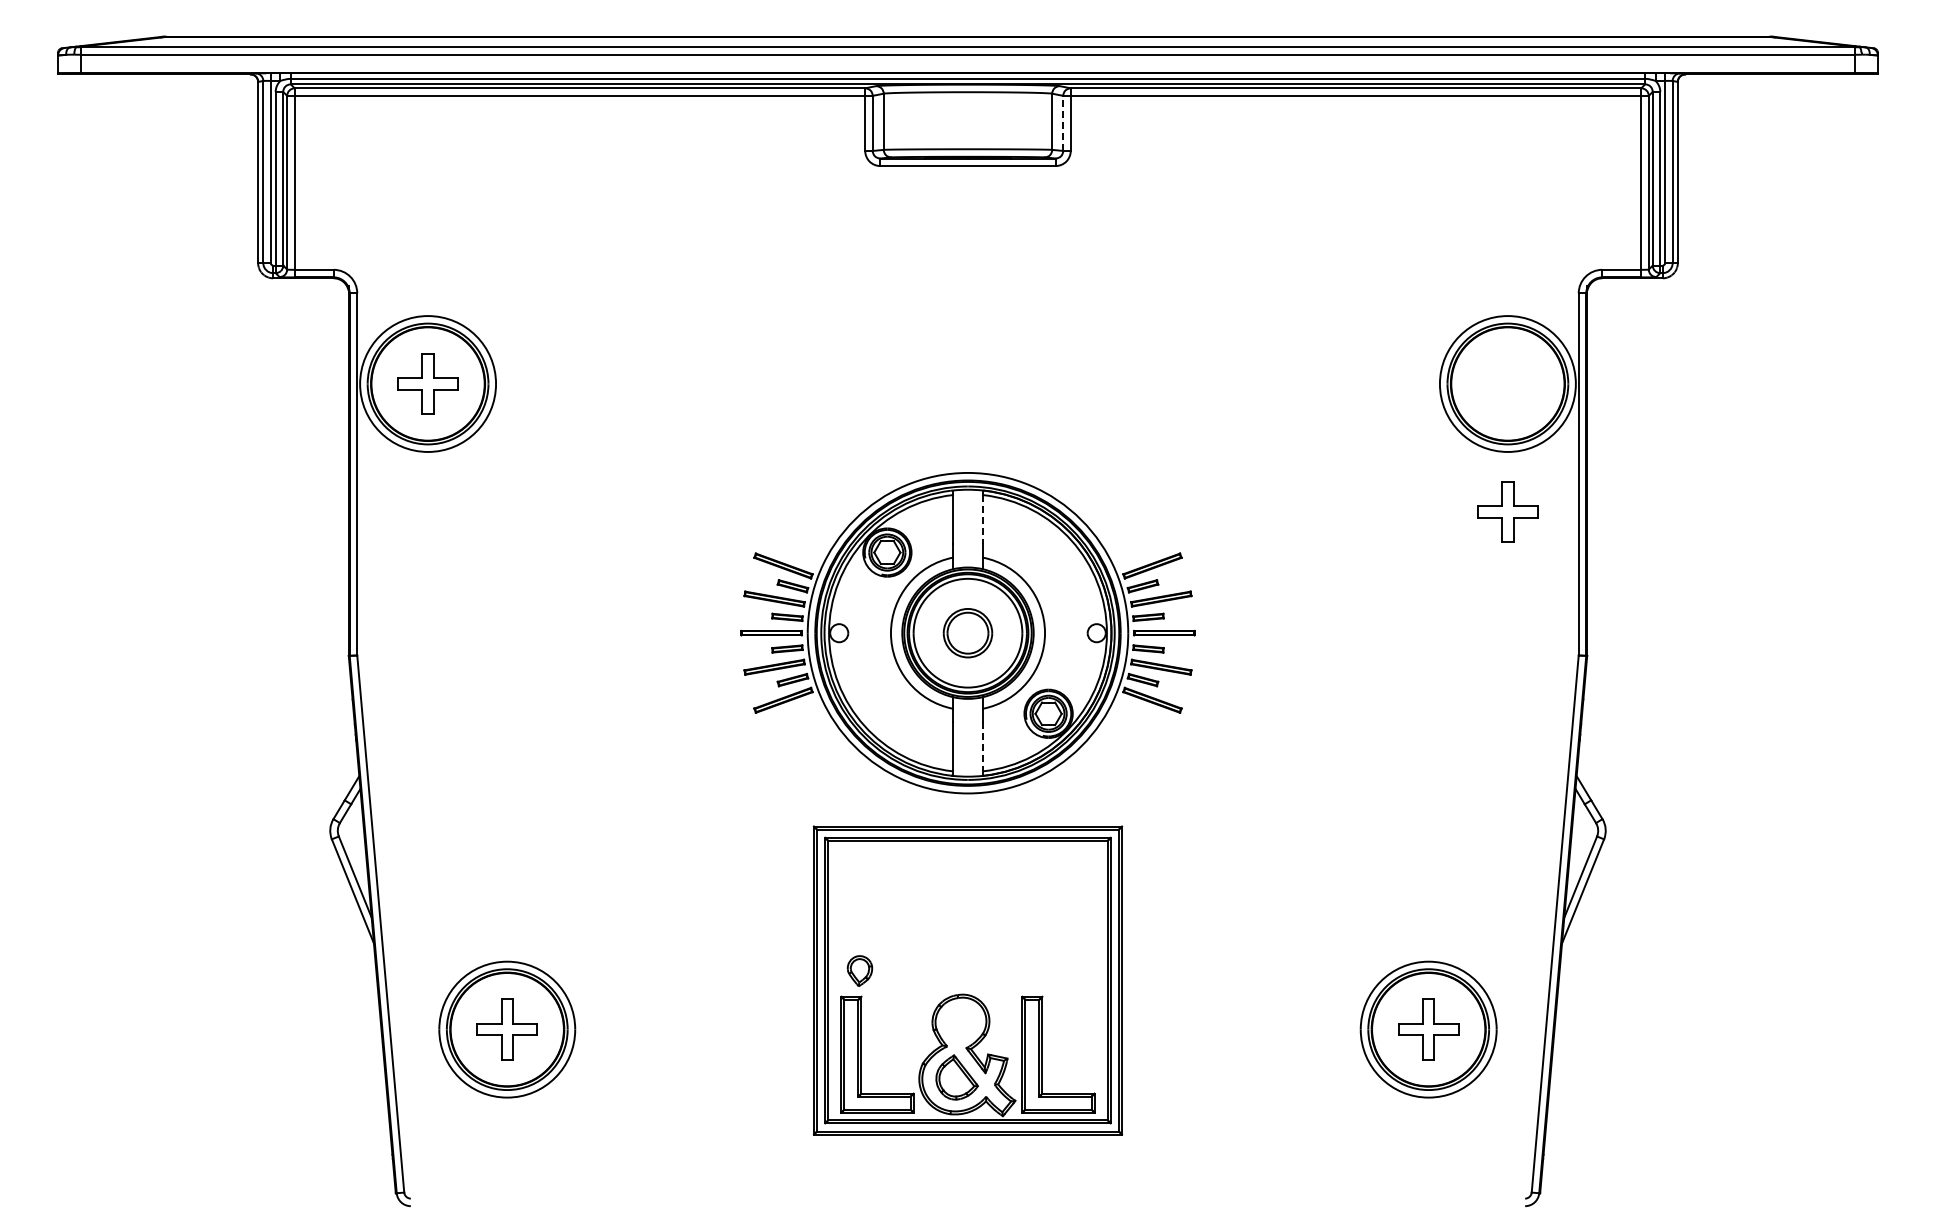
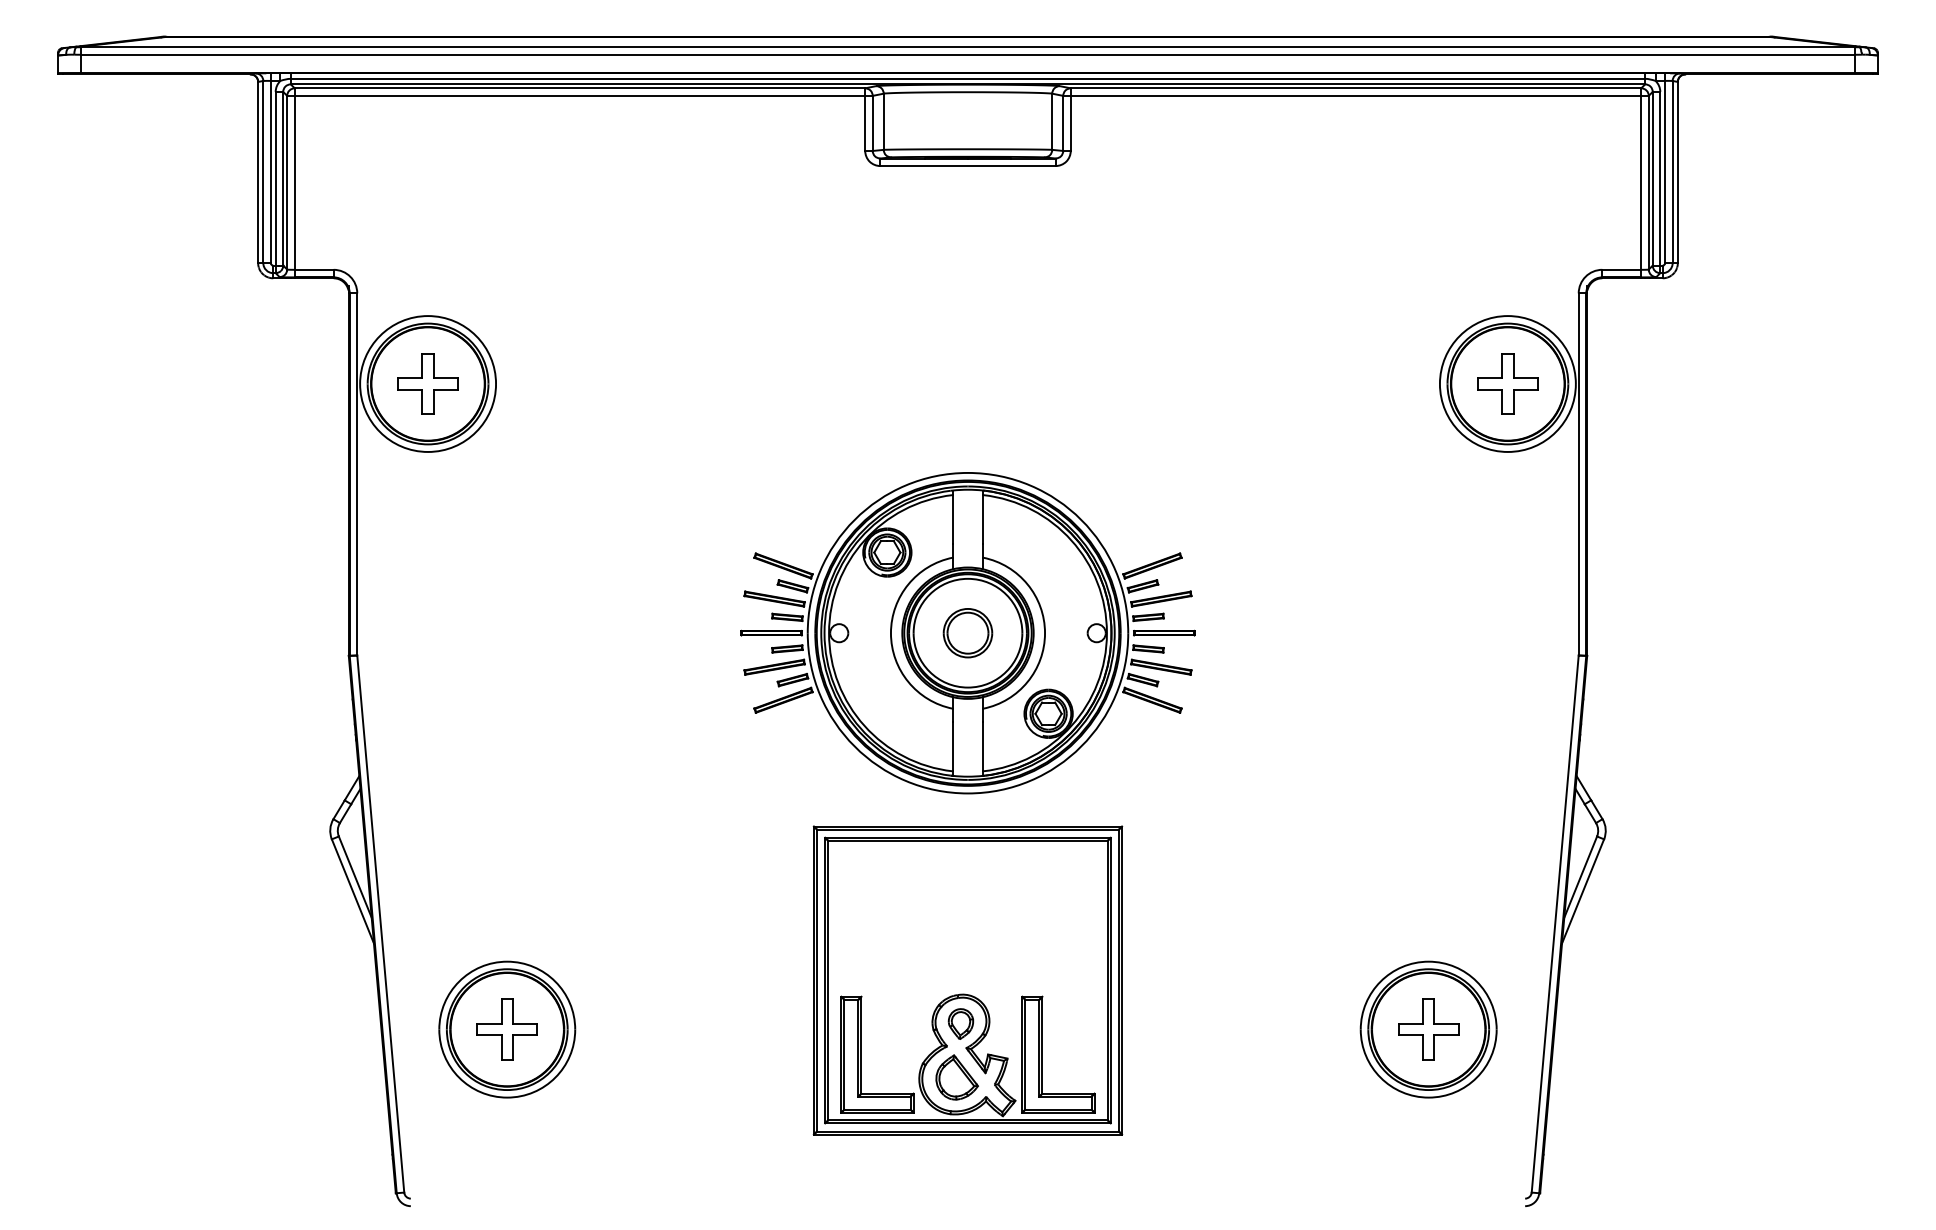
line: dashed -> solid (1063, 123)
part position: (1507, 511) -> (1507, 383) (1507, 383)
line: dashed -> solid (983, 520)
line: dashed -> solid (983, 747)
part position: (859, 970) -> (960, 1023) (960, 1023)
